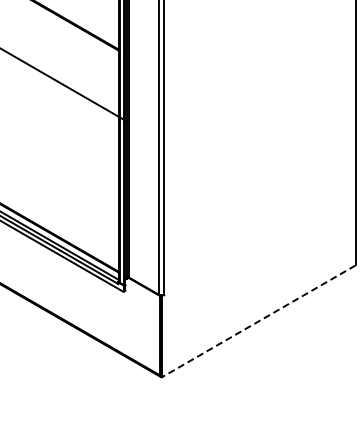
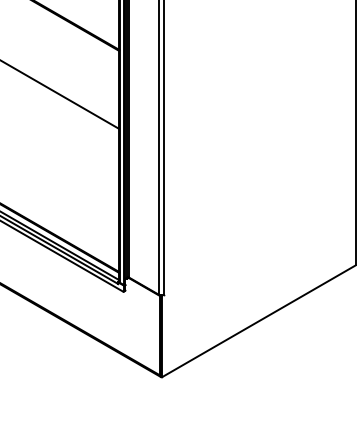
line position: (63, 84) -> (60, 95) (60, 95)
line: dashed -> solid (258, 321)
